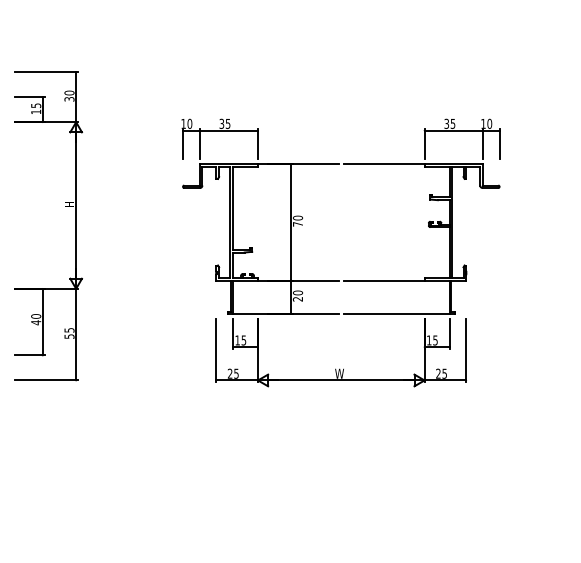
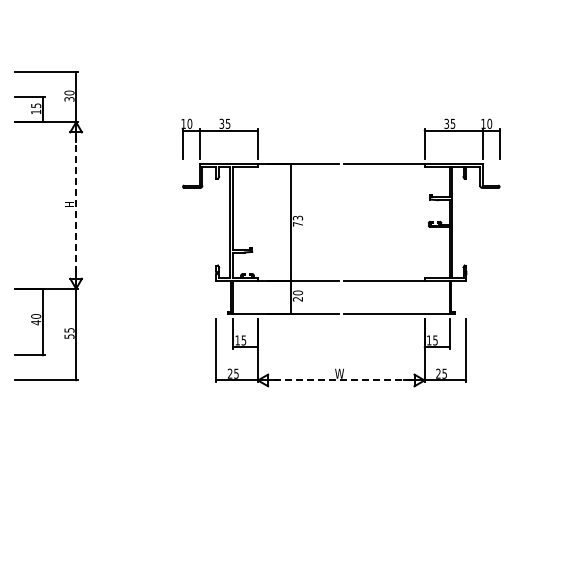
line: solid -> dashed (76, 205)
text: 70 -> 73 (297, 217)
line: solid -> dashed (341, 380)
